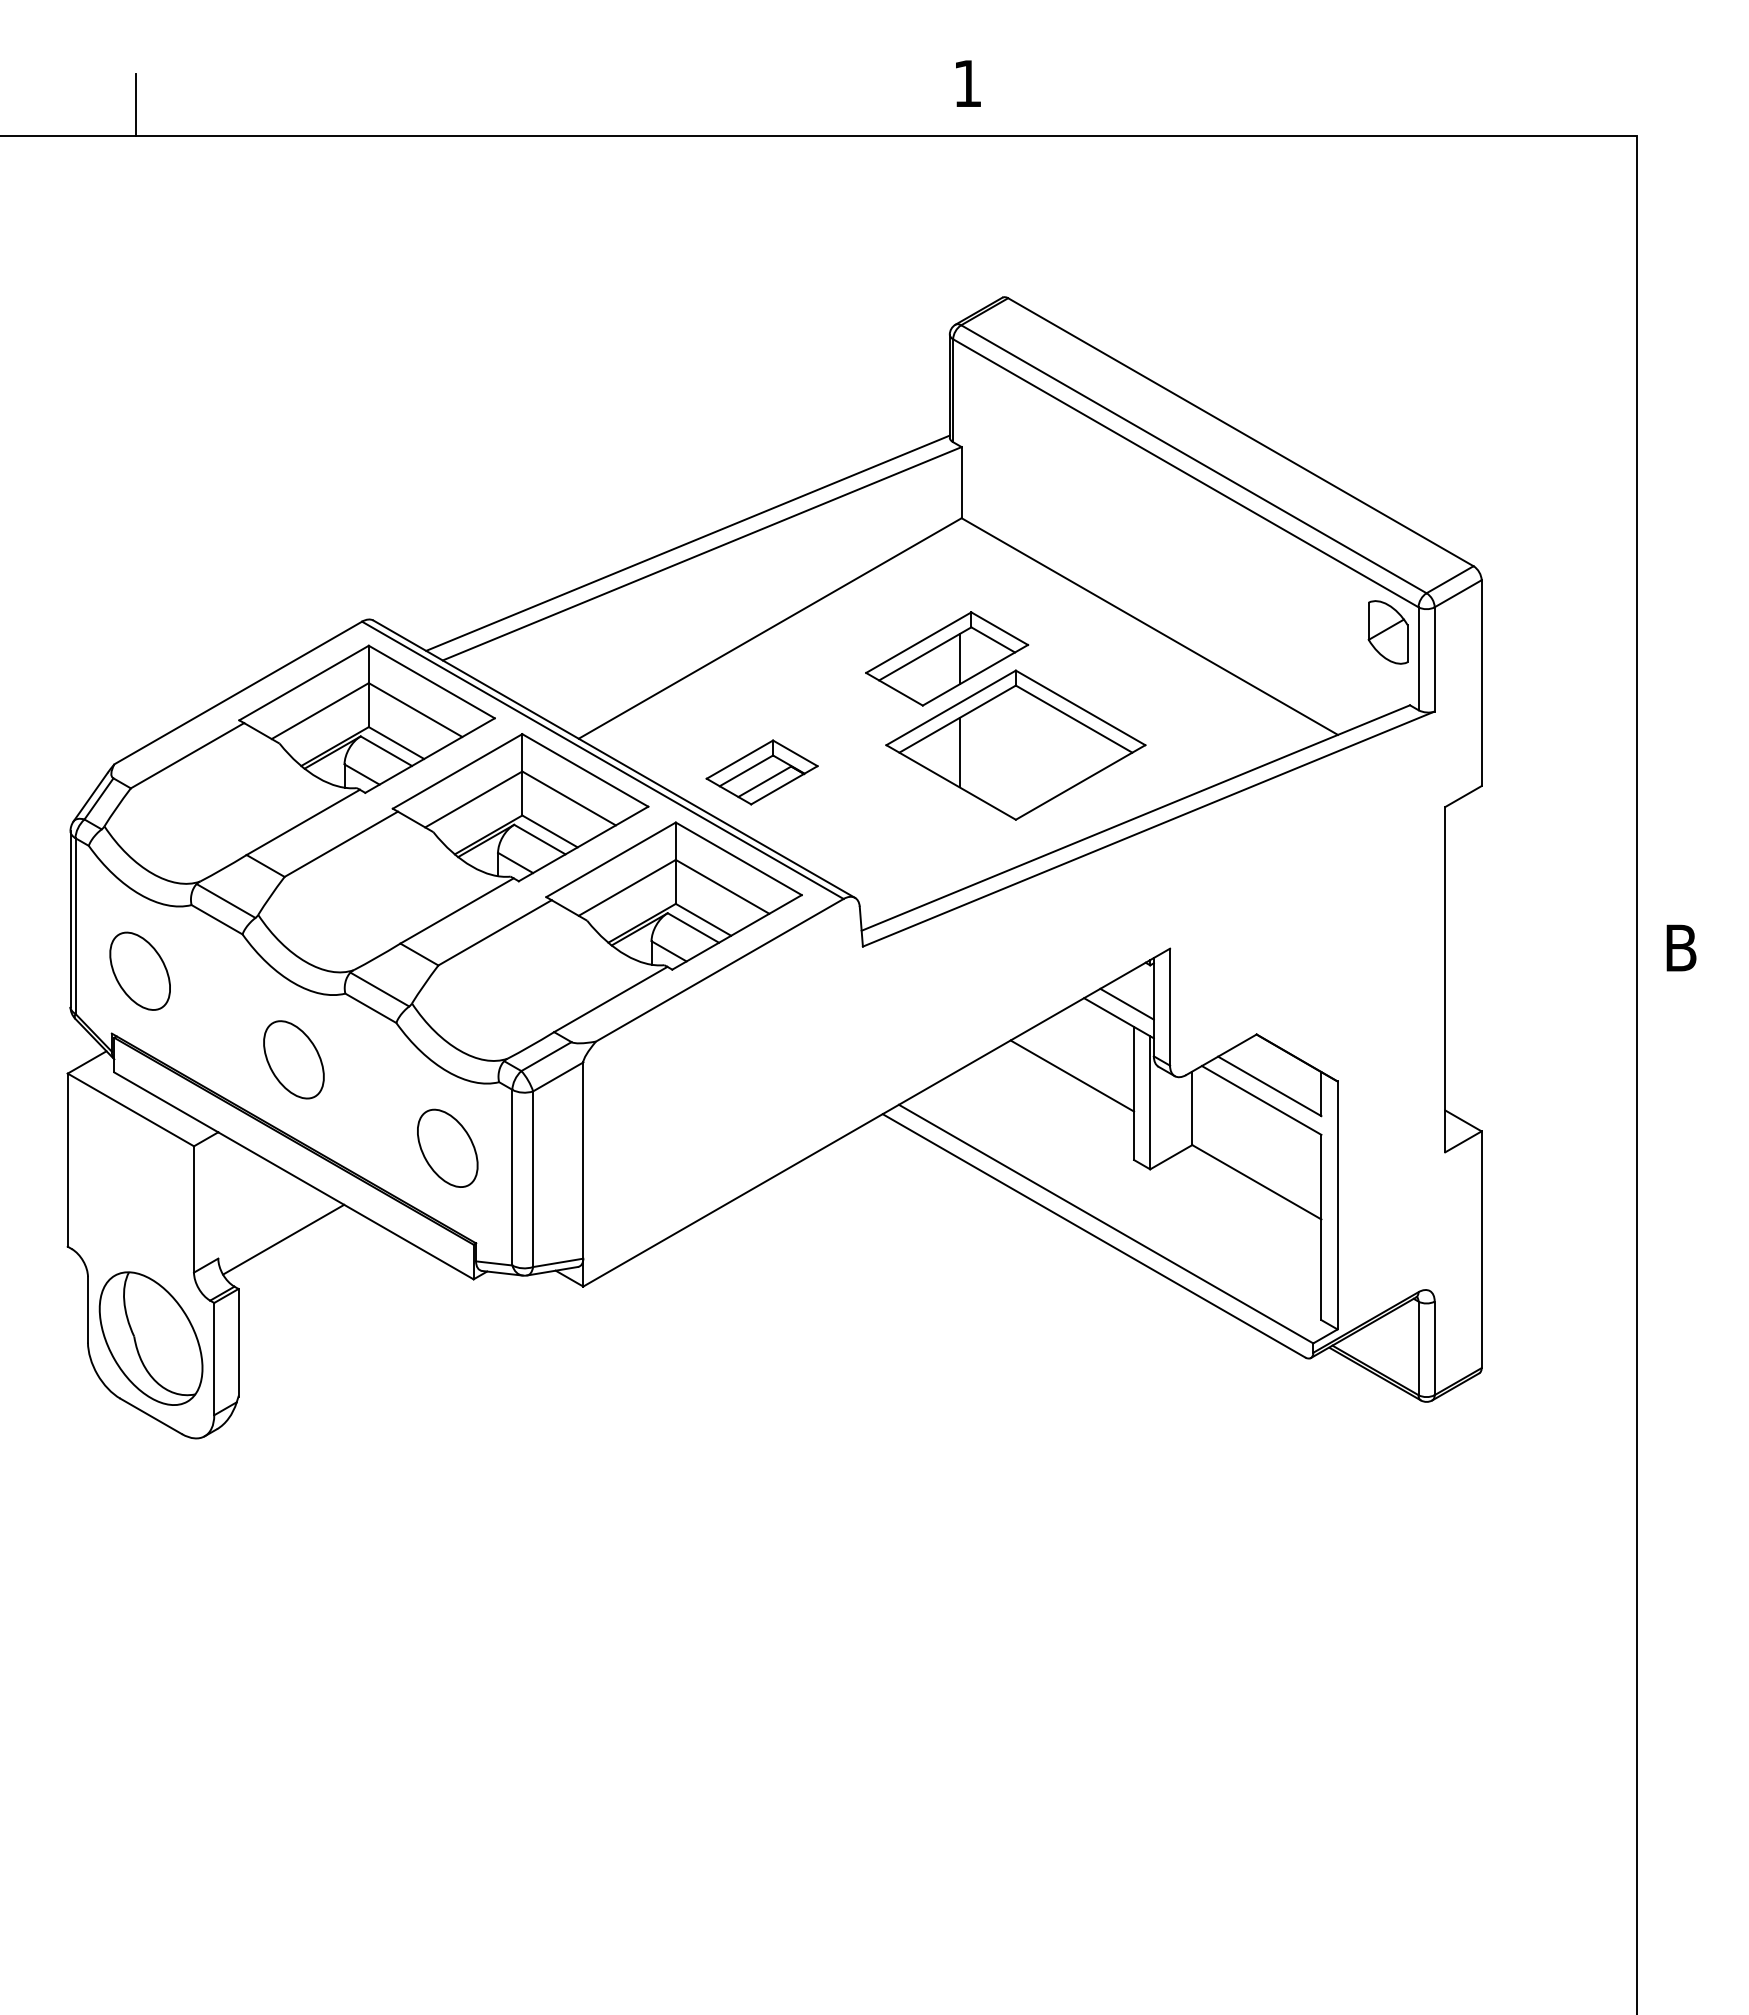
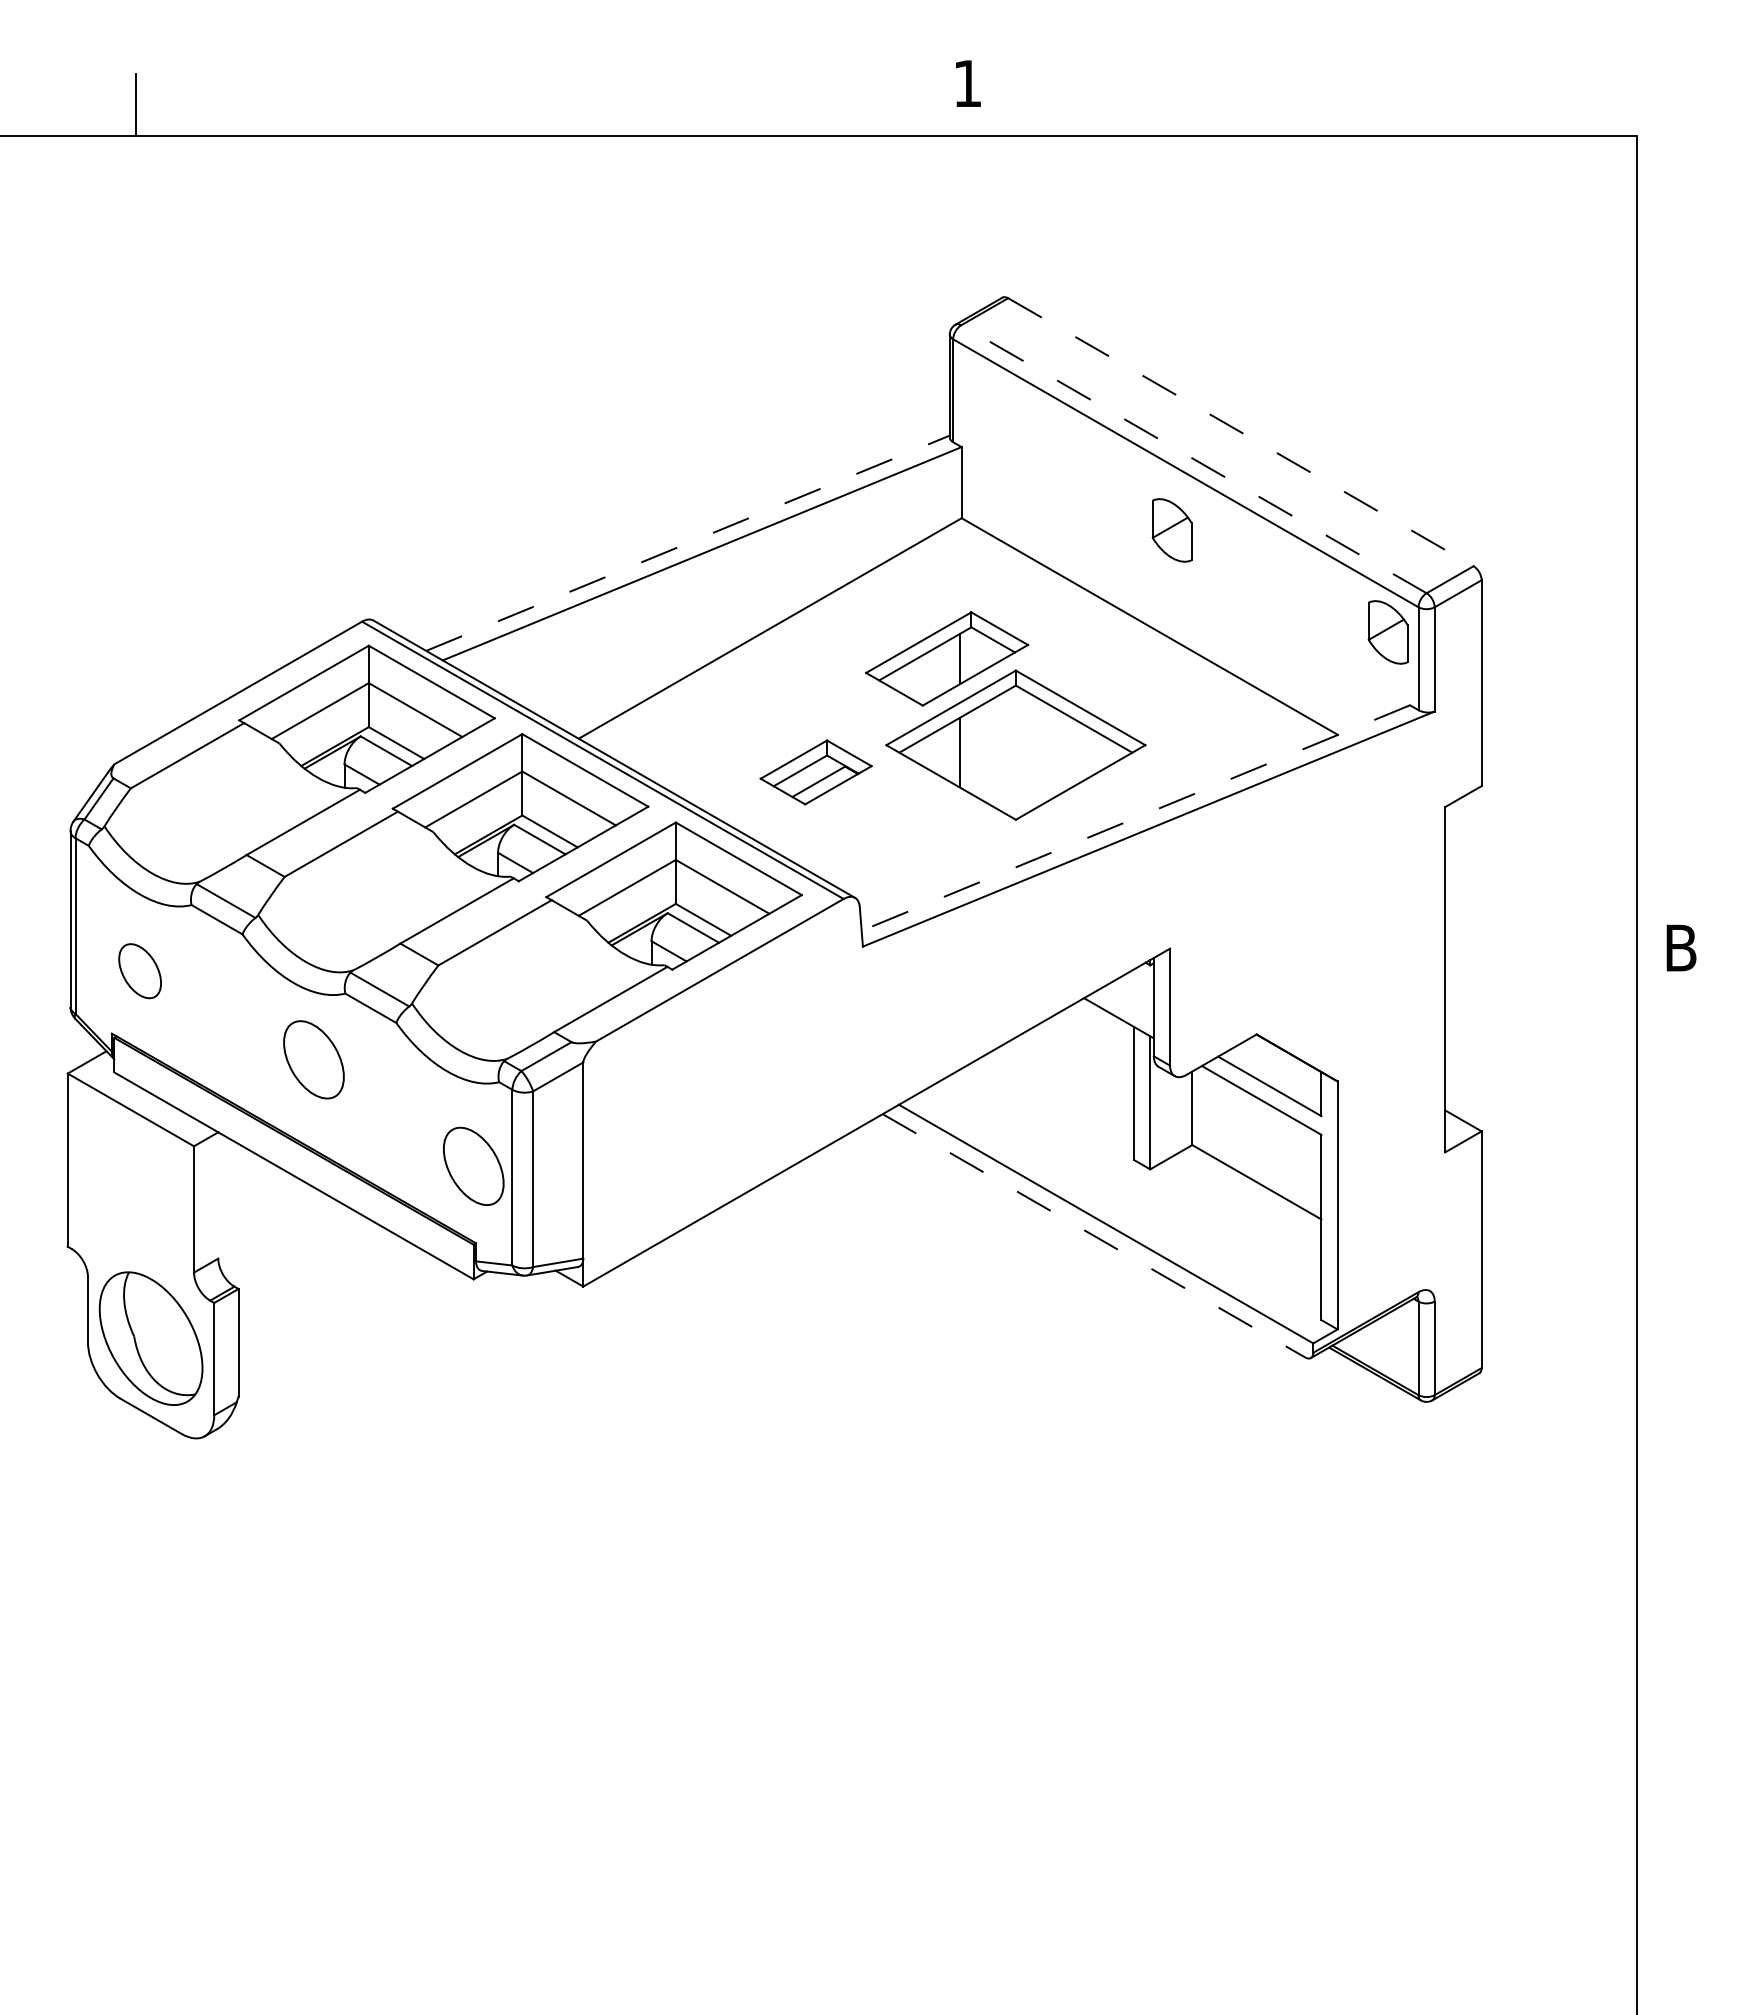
line: solid -> dashed (1240, 432)
line: solid -> dashed (1193, 459)
part: none -> present (1171, 530)
line: solid -> dashed (688, 543)
part position: (761, 772) -> (815, 772) (815, 772)
line: solid -> dashed (1135, 818)
part size: 62x80 px -> 44x57 px (139, 971)
line: present -> none (1126, 1003)
part position: (293, 1059) -> (313, 1059) (313, 1059)
line: present -> none (1072, 1075)
part position: (447, 1147) -> (473, 1165) (473, 1165)
line: solid -> dashed (1093, 1235)
line: present -> none (283, 1239)
